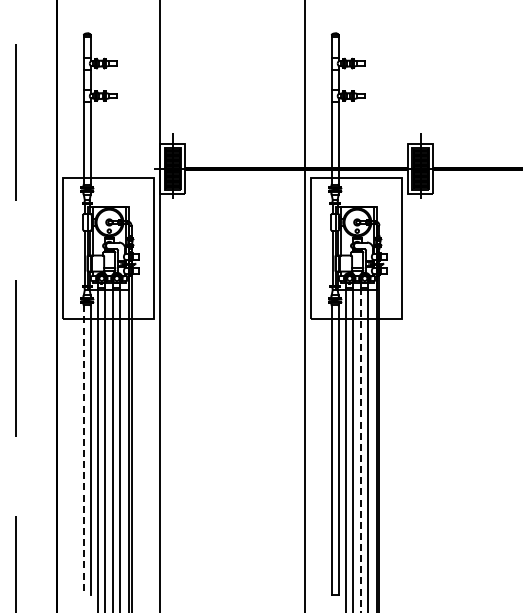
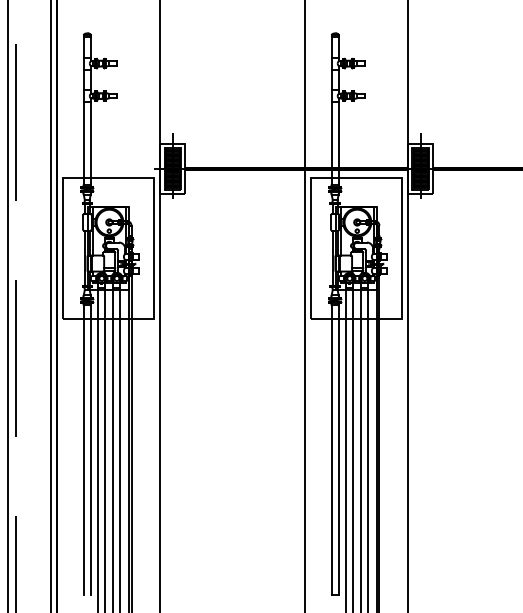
line: none -> present (7, 305)
line: none -> present (50, 305)
line: none -> present (408, 305)
line: dashed -> solid (83, 449)
line: dashed -> solid (361, 450)
